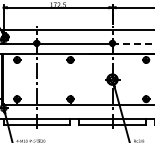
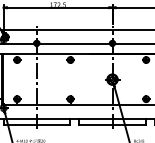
line: dashed -> solid (134, 43)
